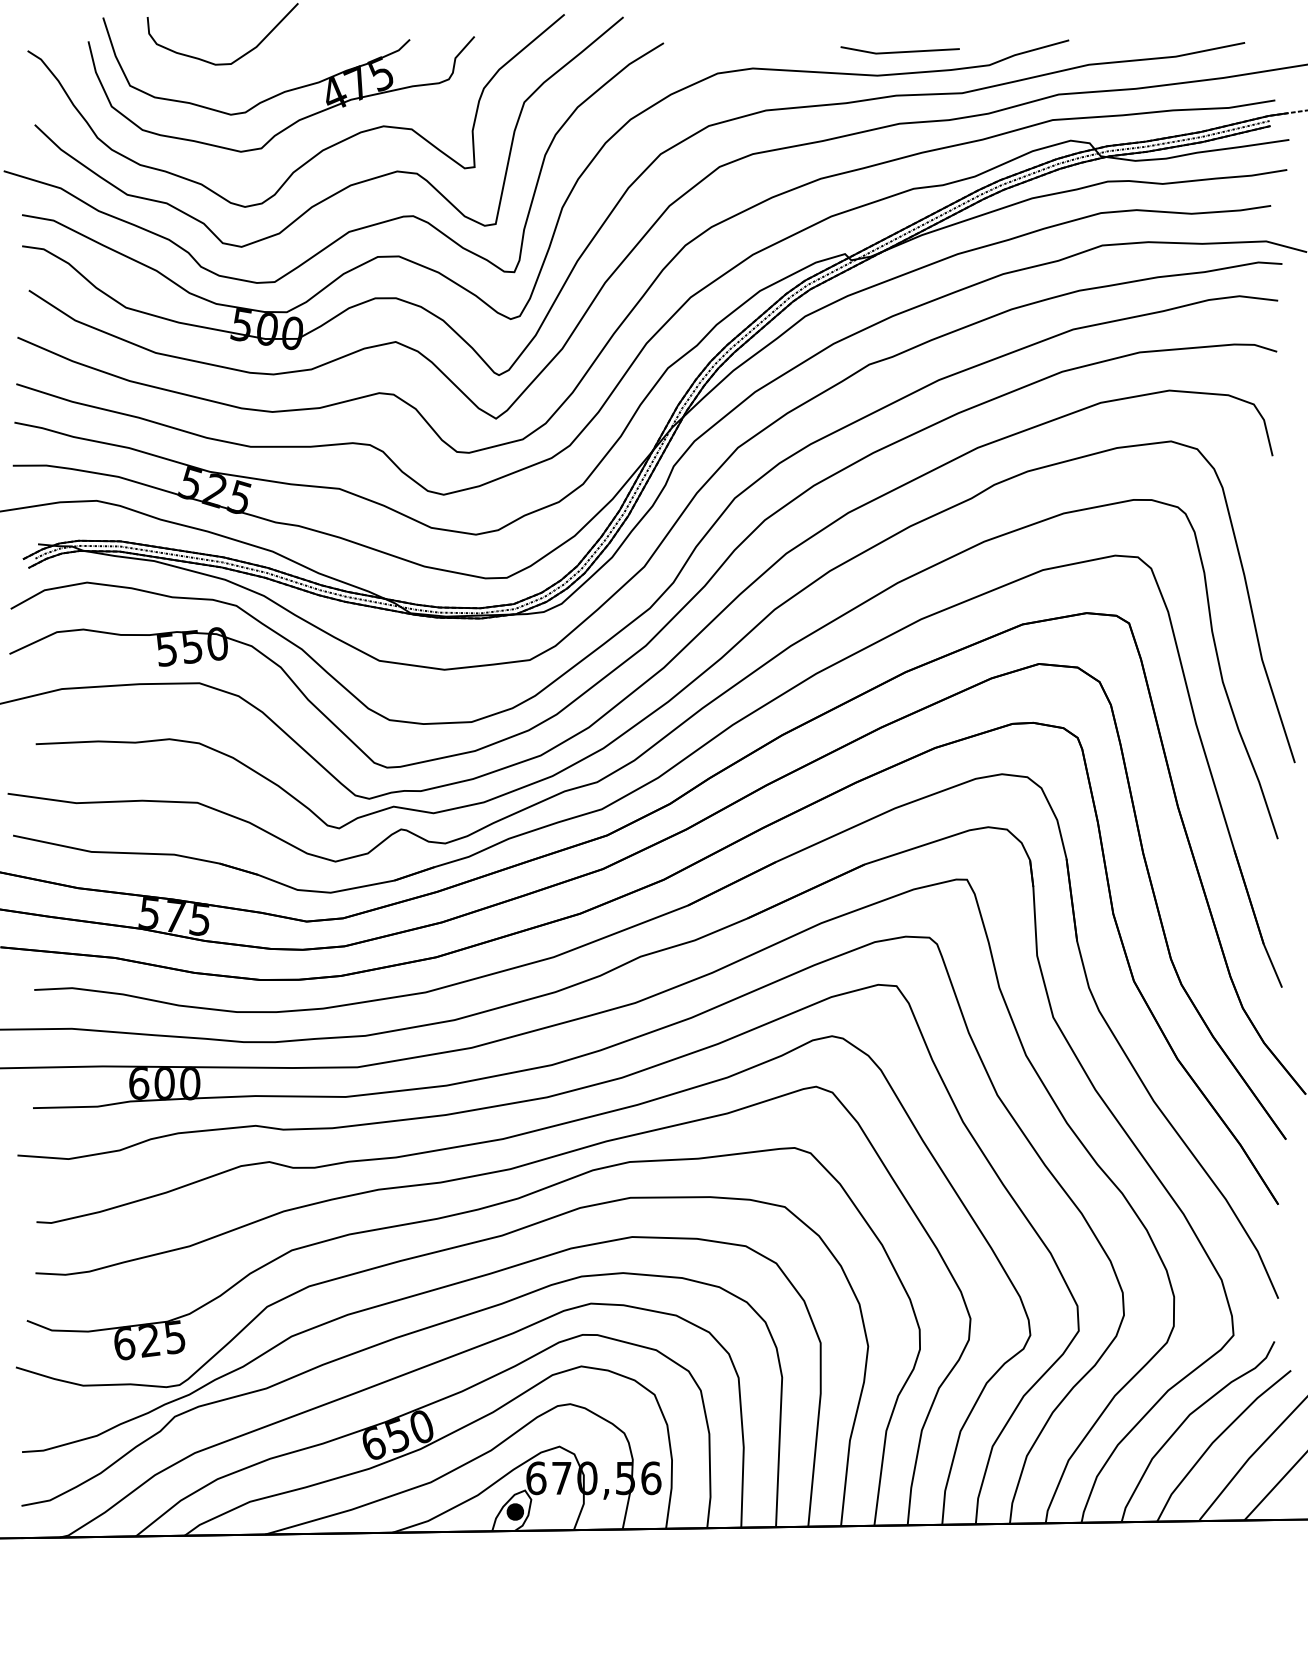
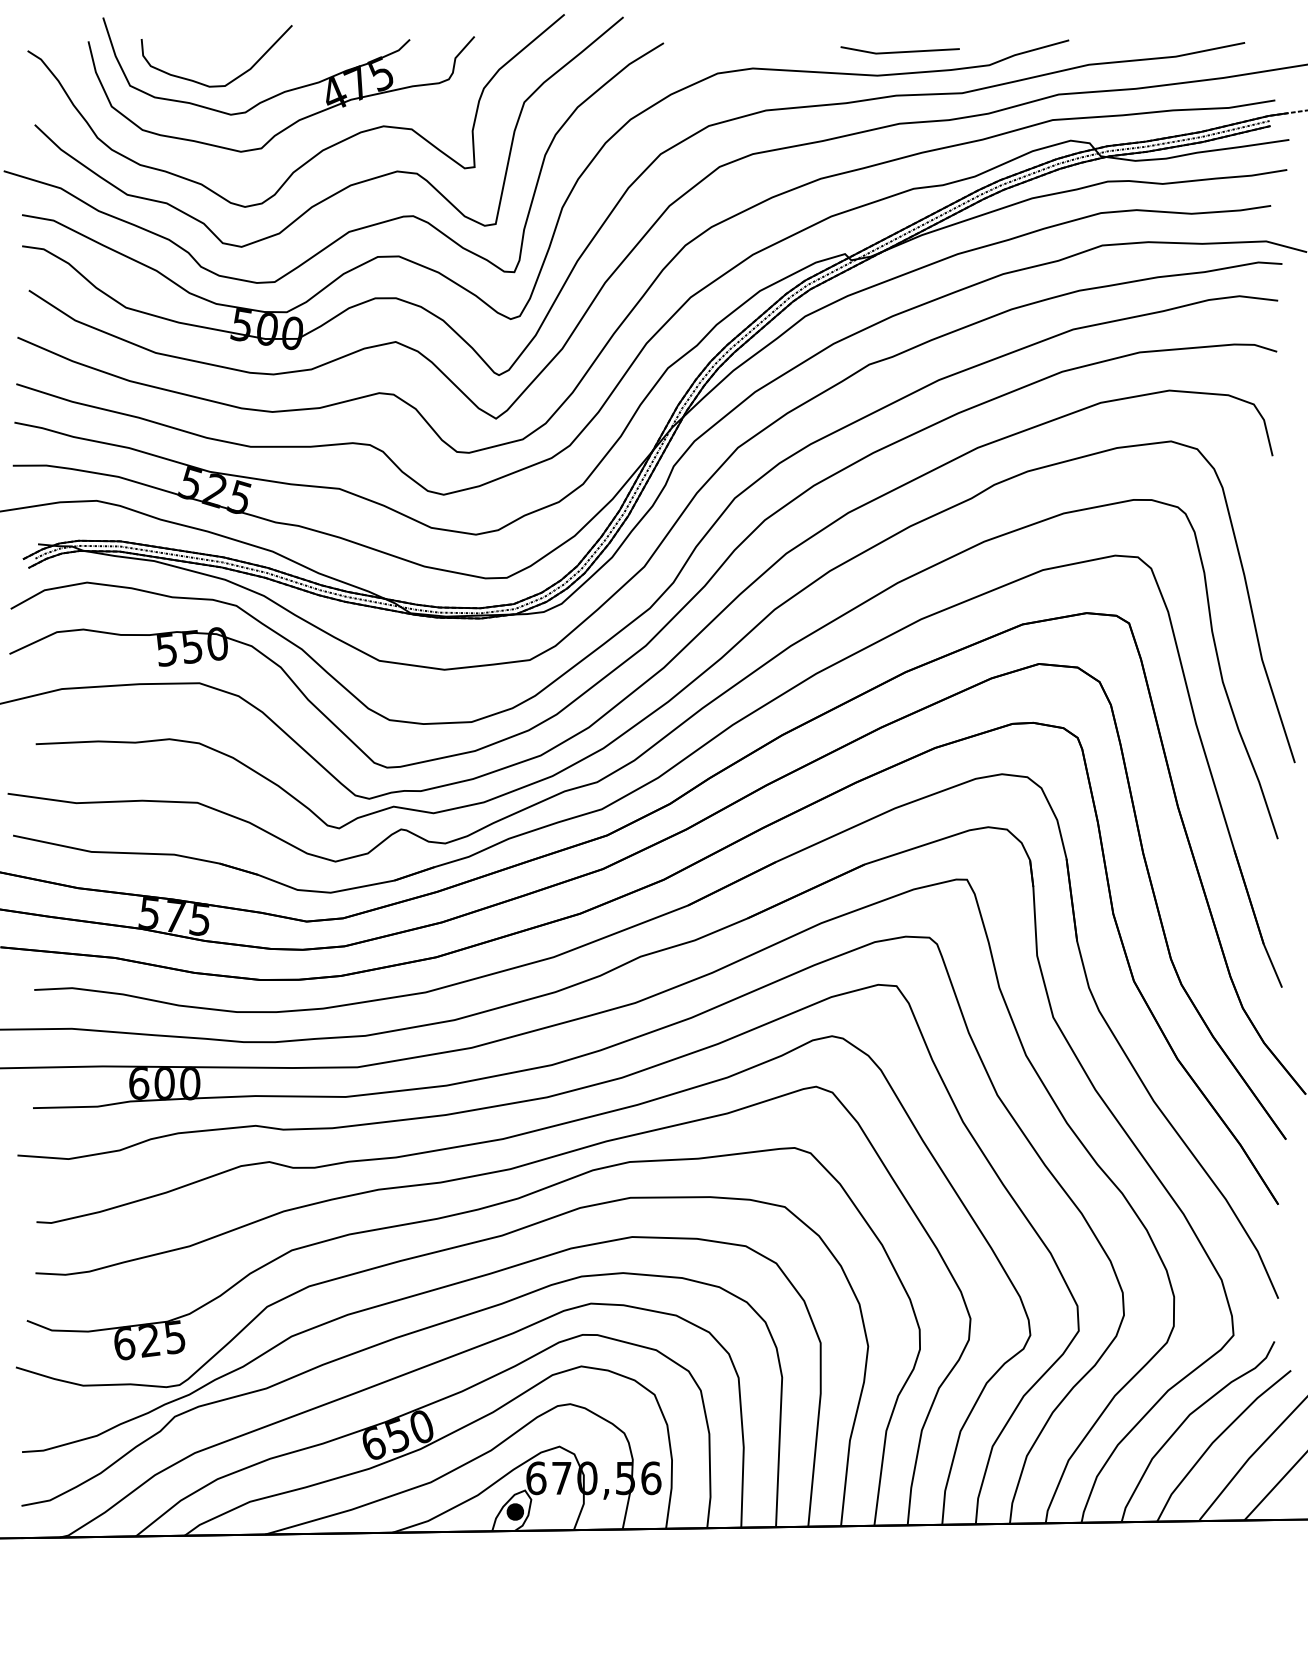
curve position: (238, 57) -> (232, 79) (232, 79)
